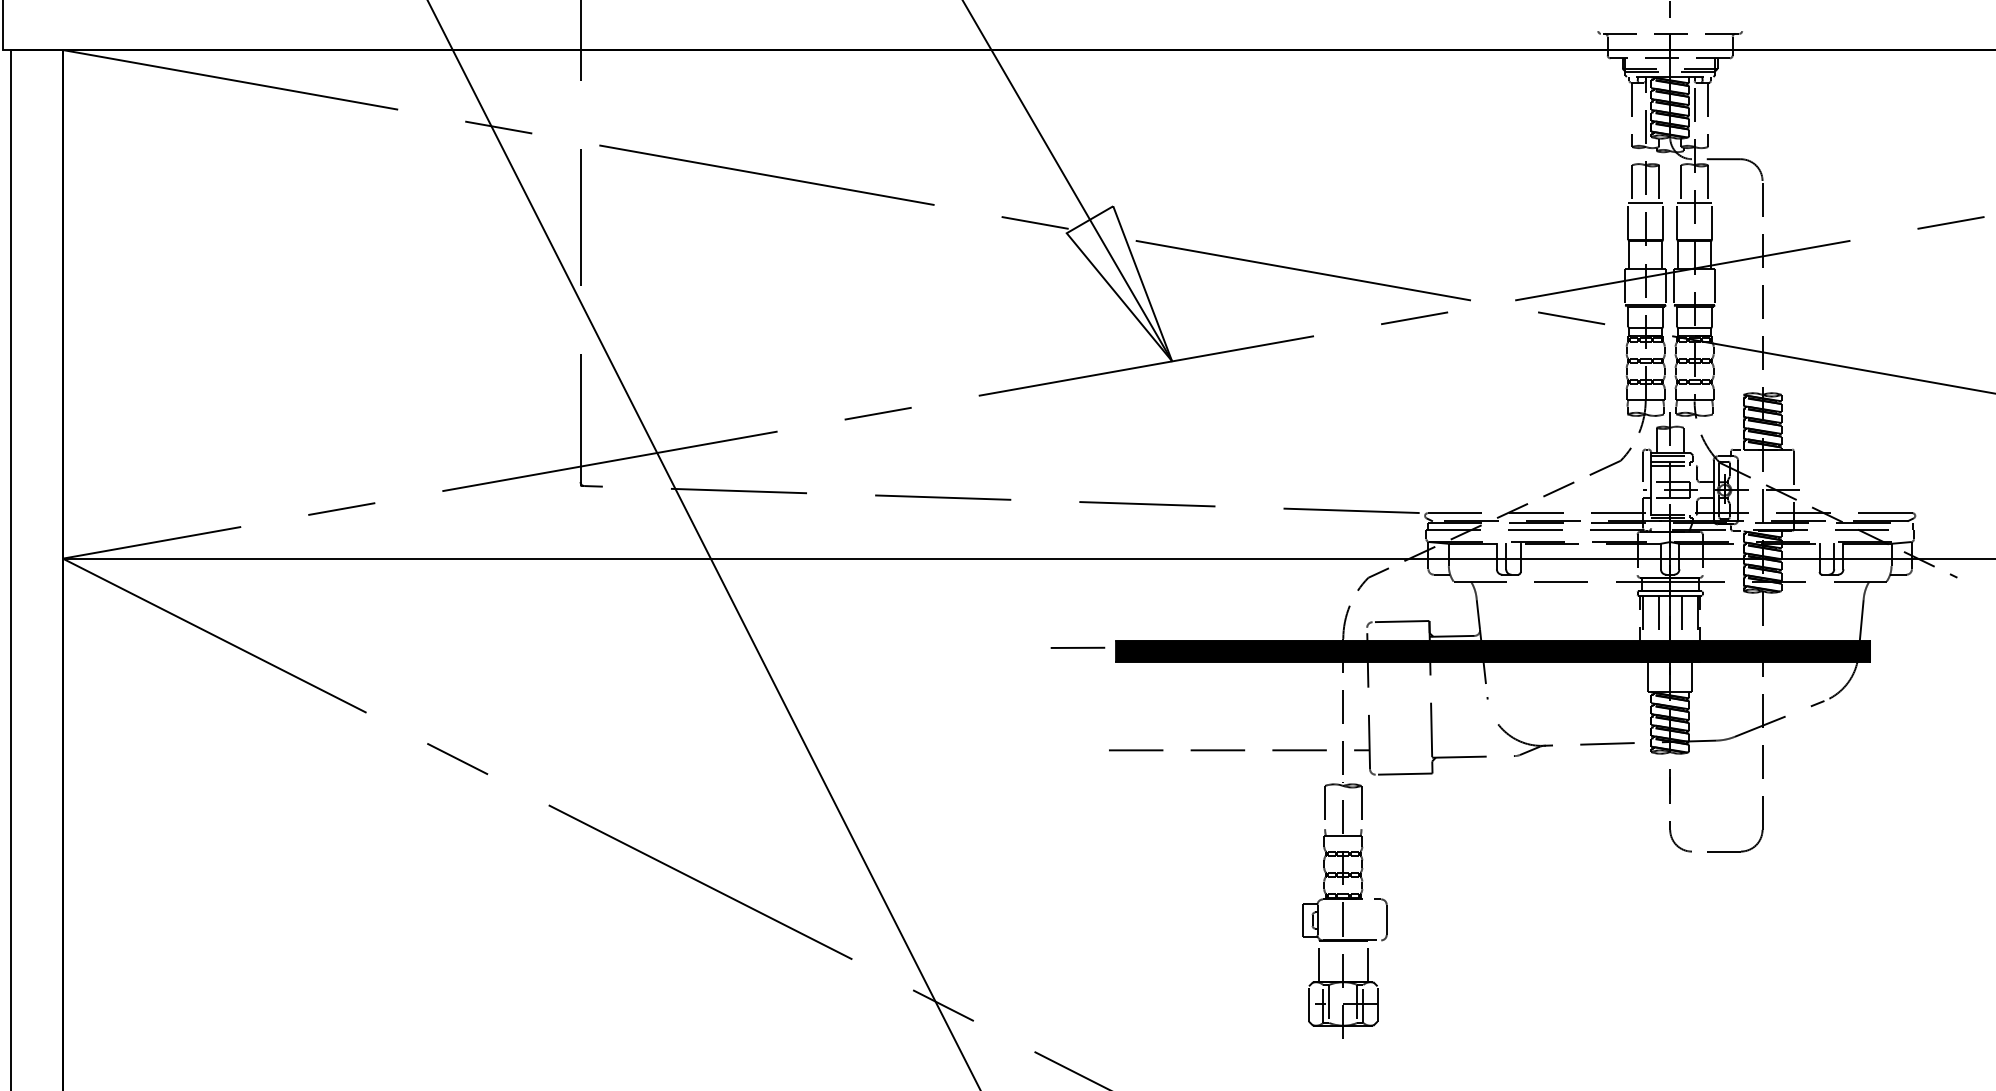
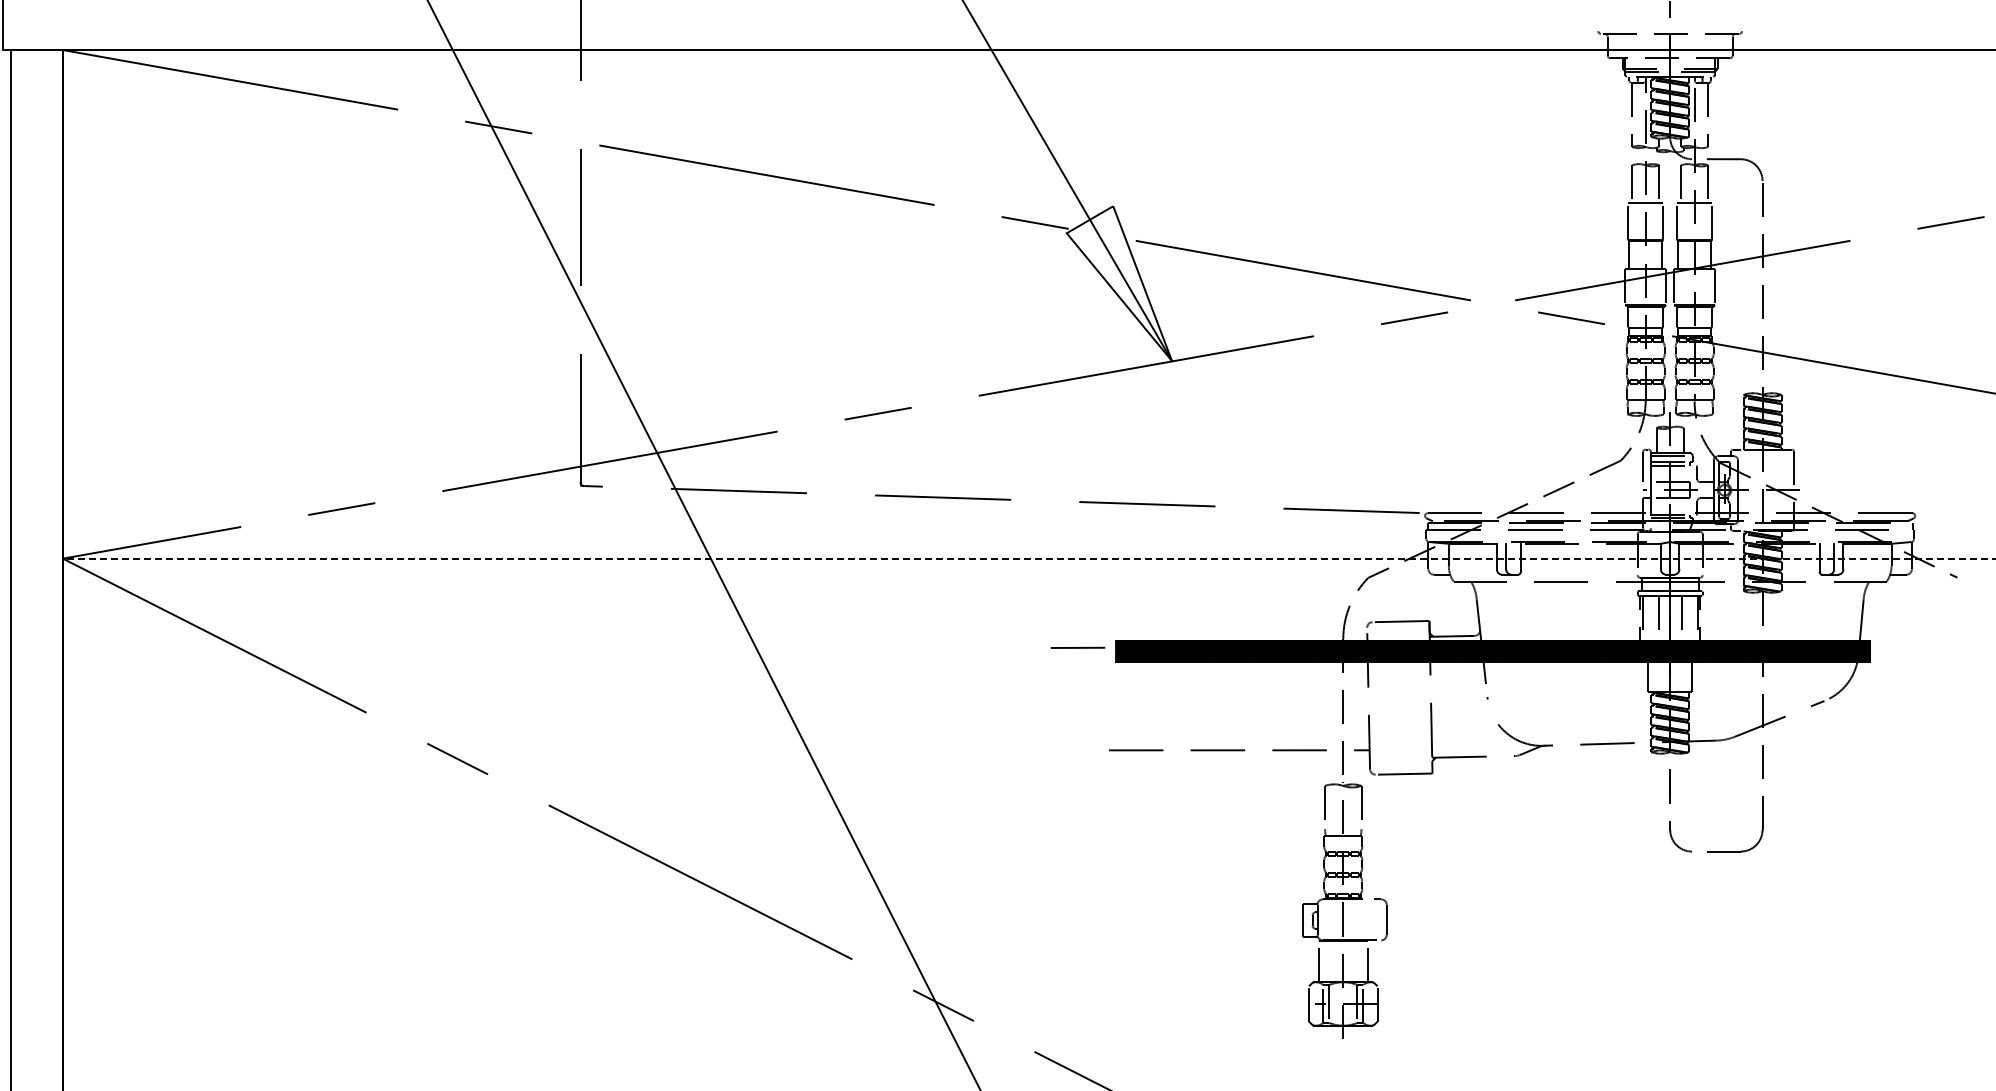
line: solid -> dashed (1028, 558)
